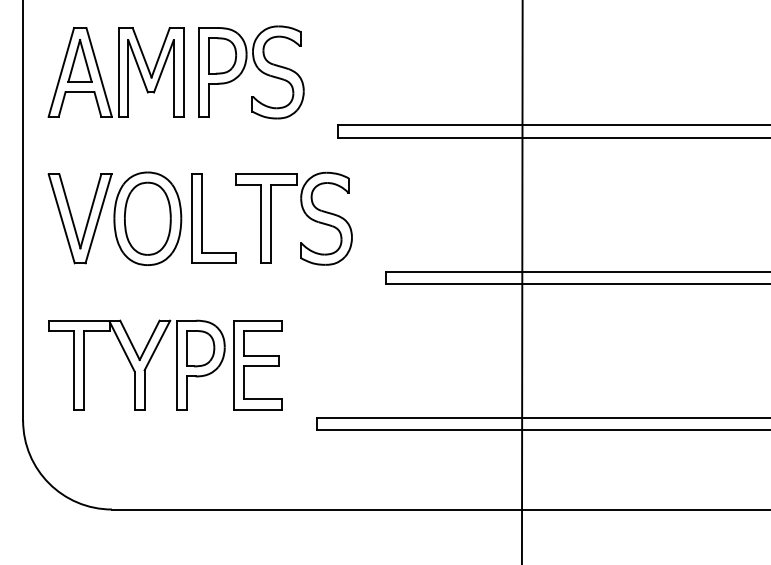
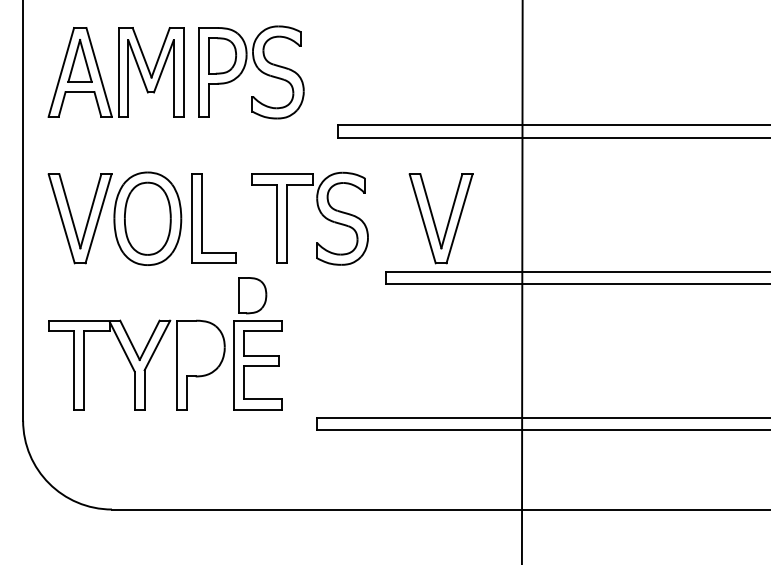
part position: (303, 212) -> (319, 212) (319, 212)
part: none -> present (434, 219)
part position: (200, 348) -> (252, 295) (252, 295)
